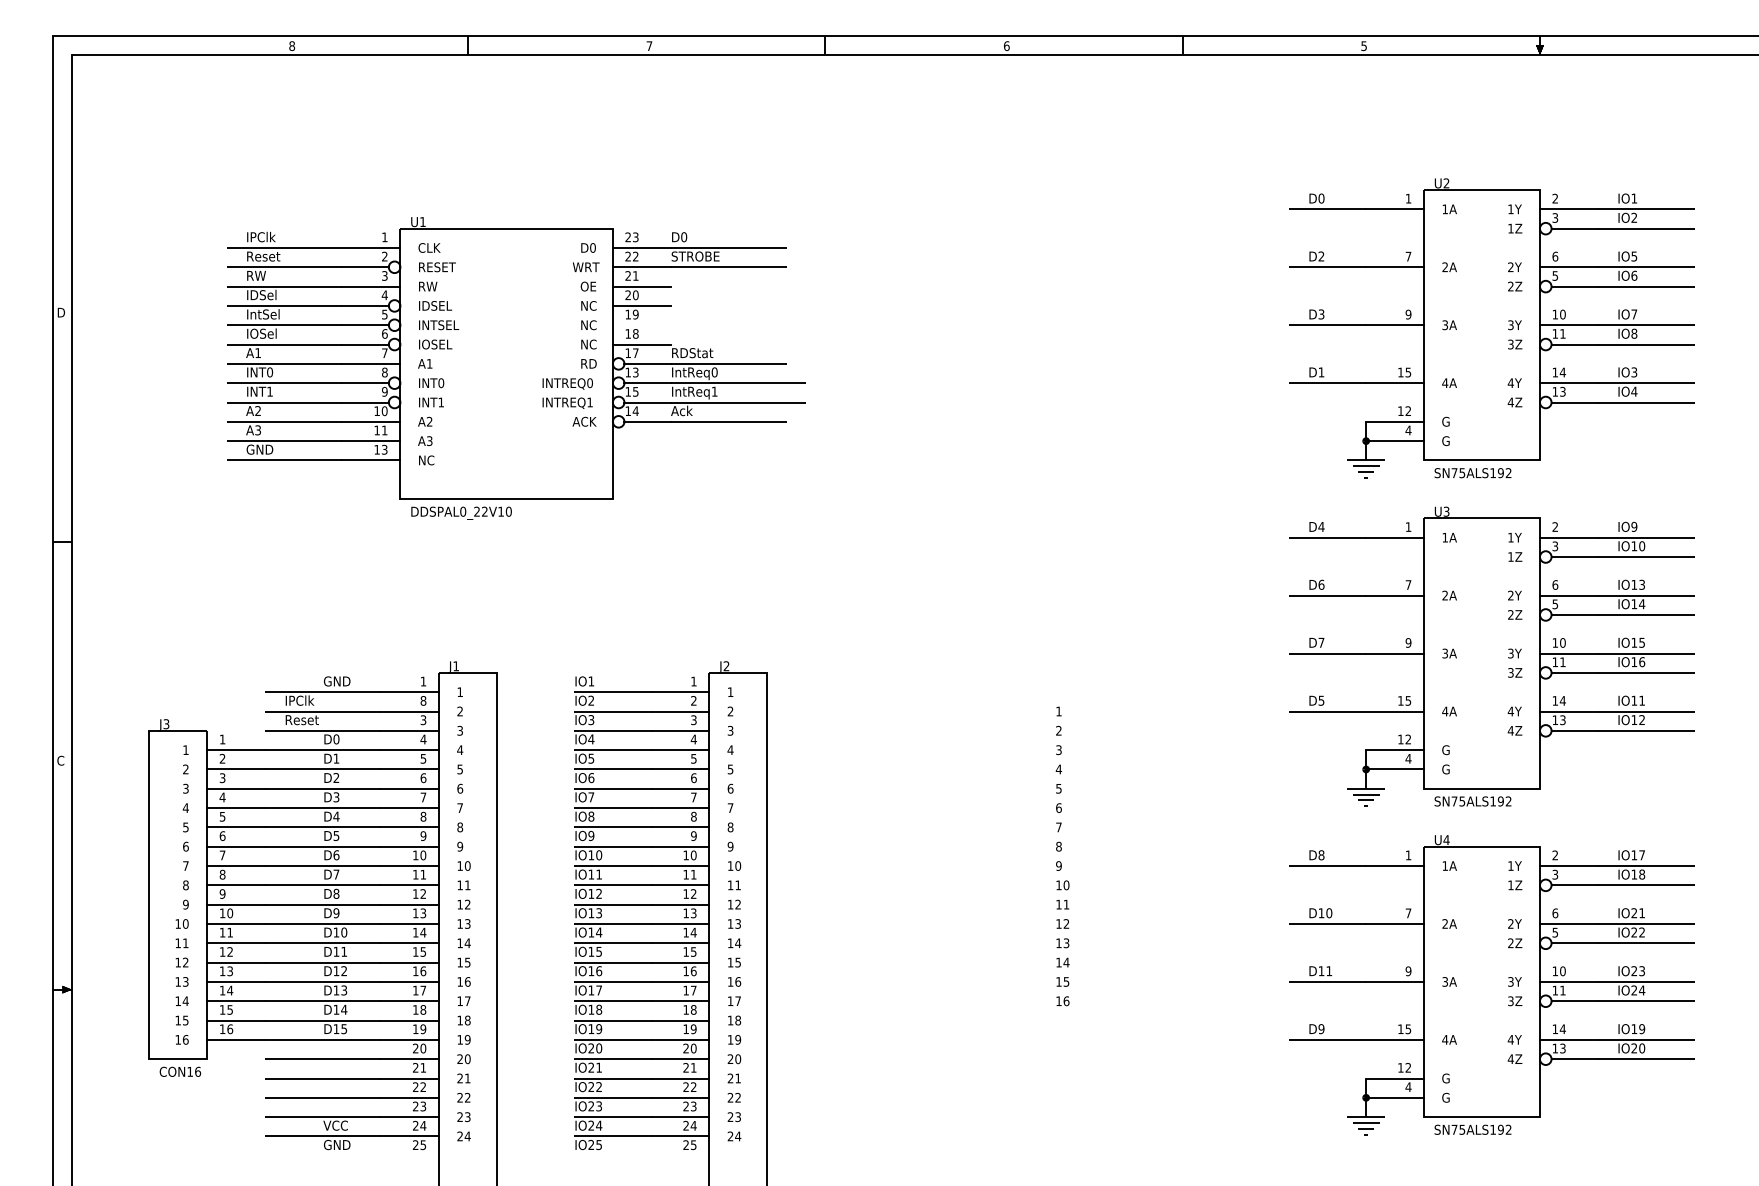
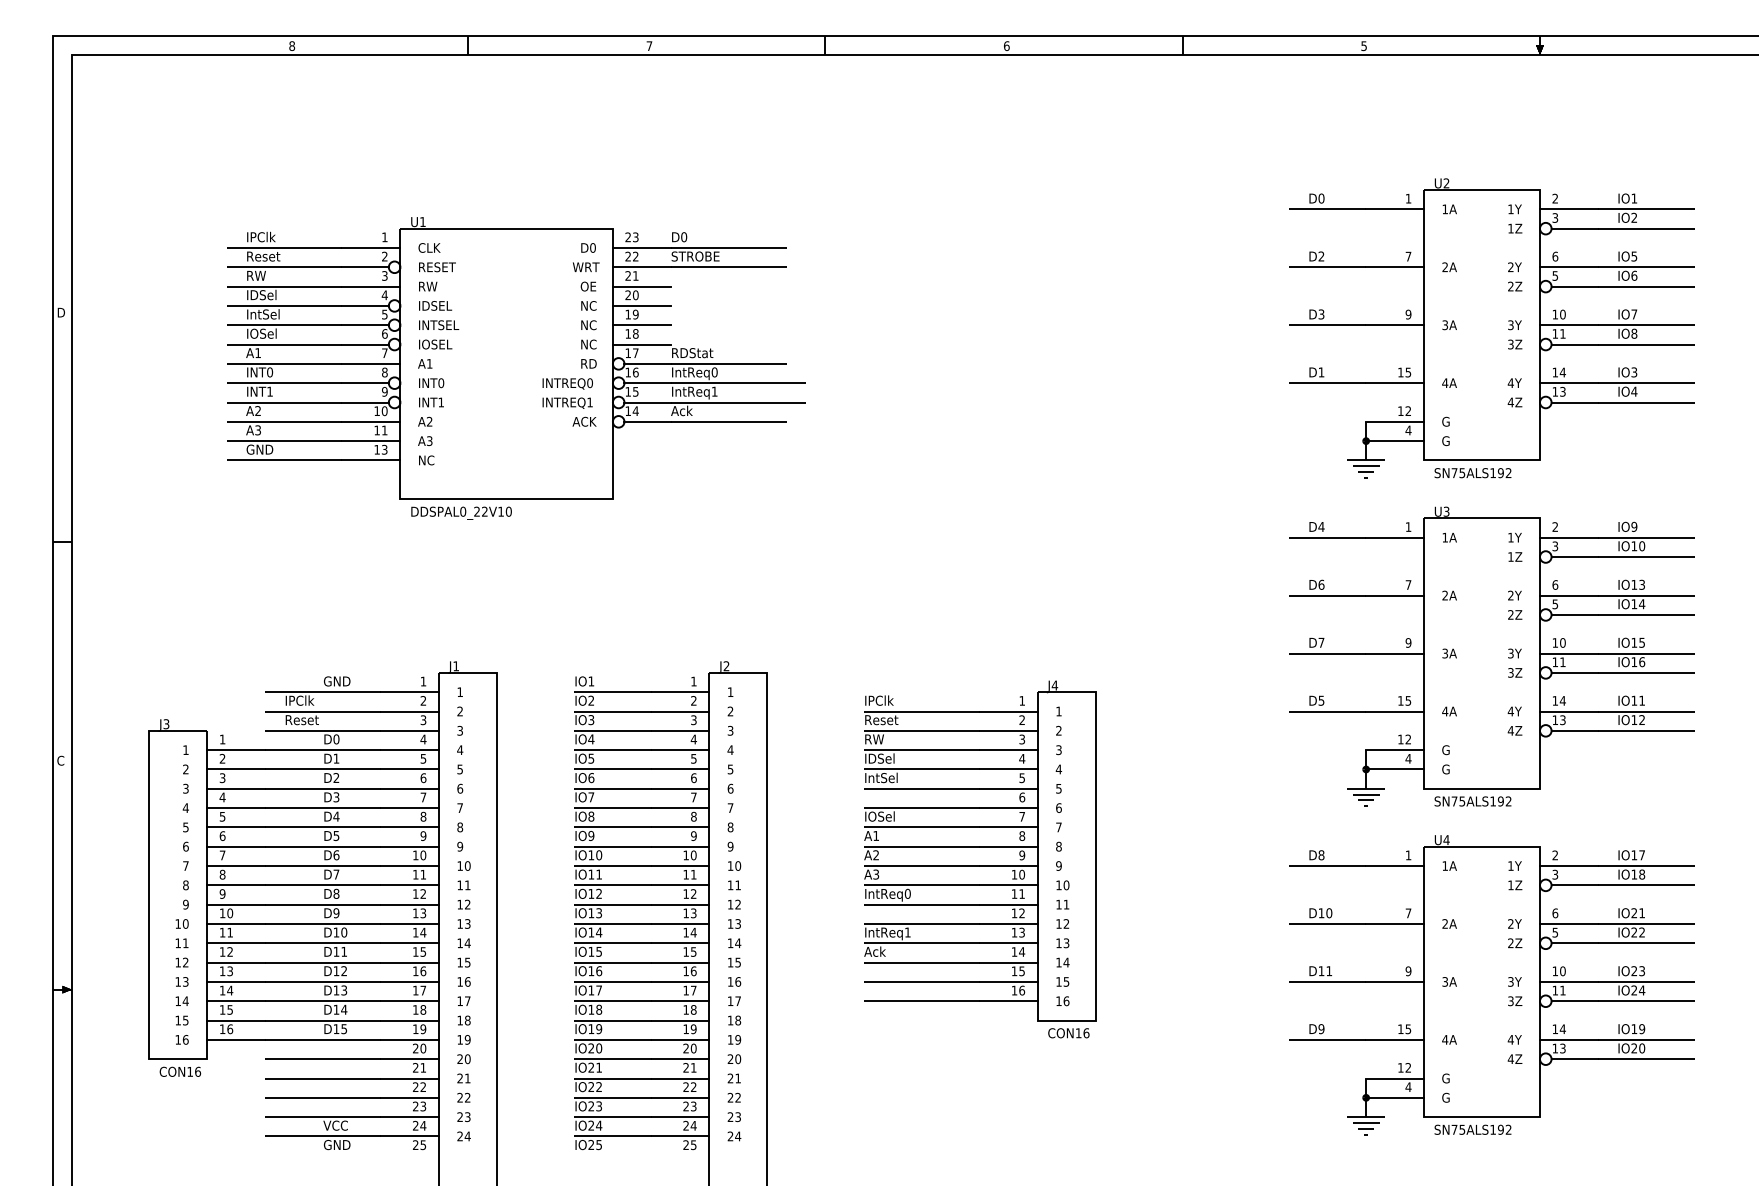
line: none -> present (641, 325)
text: 13 -> 16 (635, 372)
text: 8 -> 2 (423, 700)
part: none -> present (980, 859)
